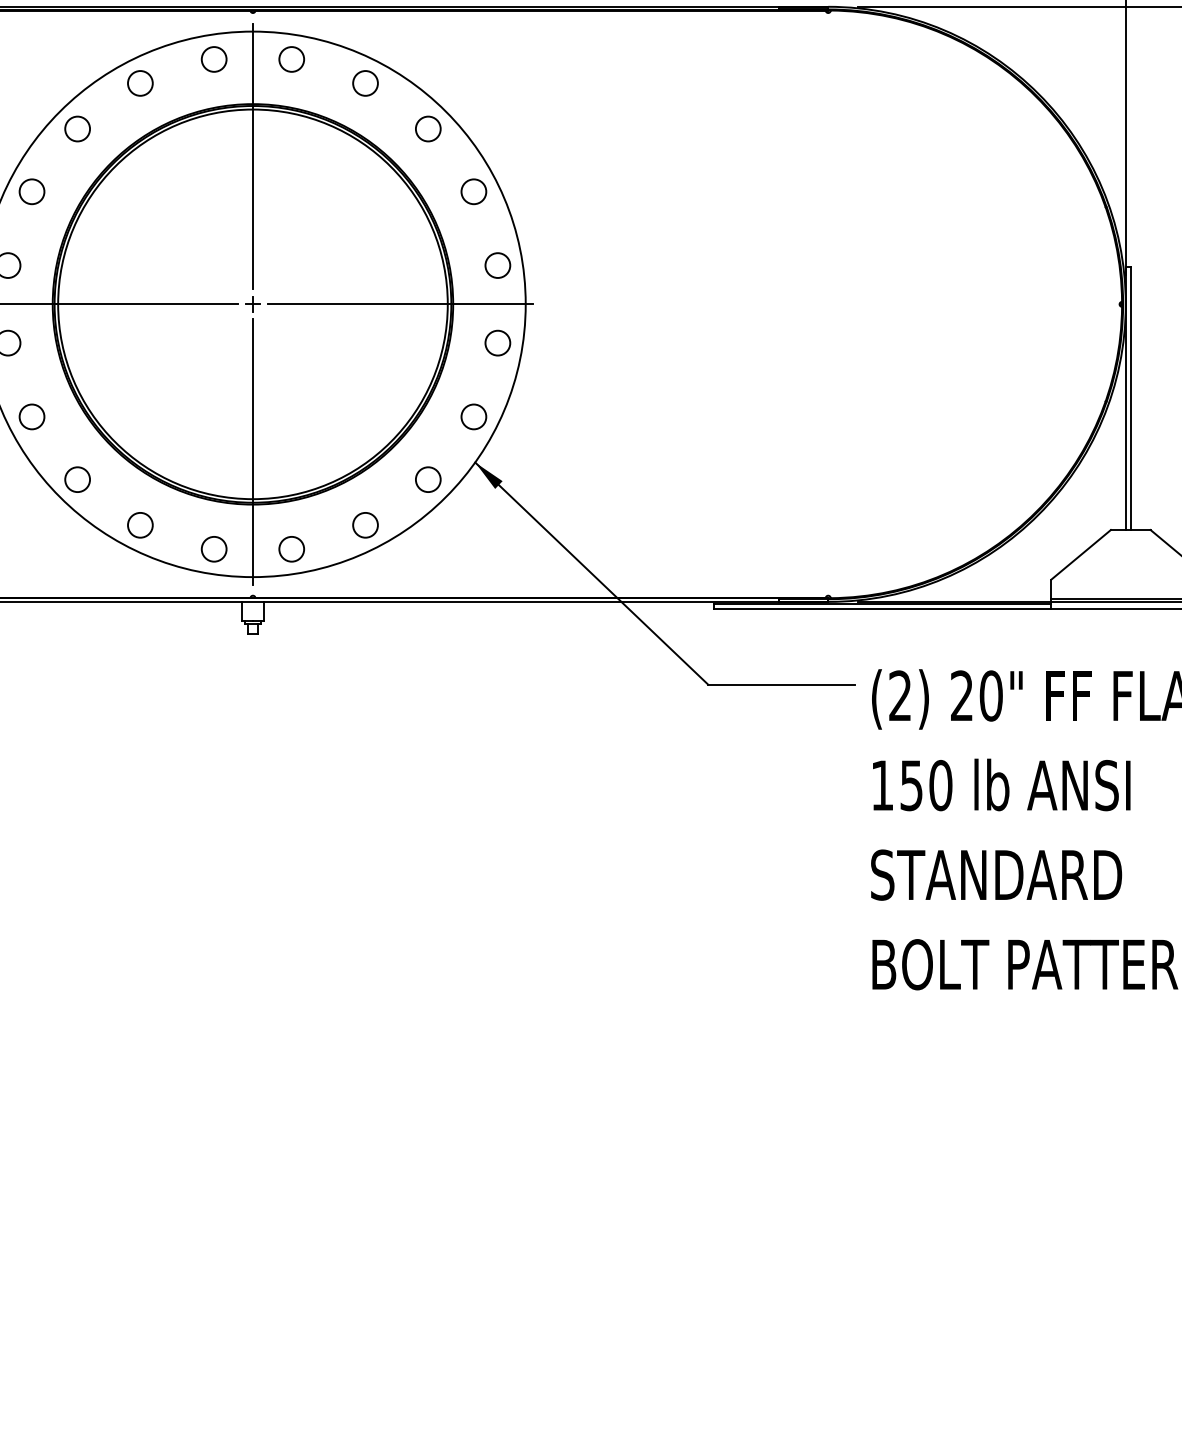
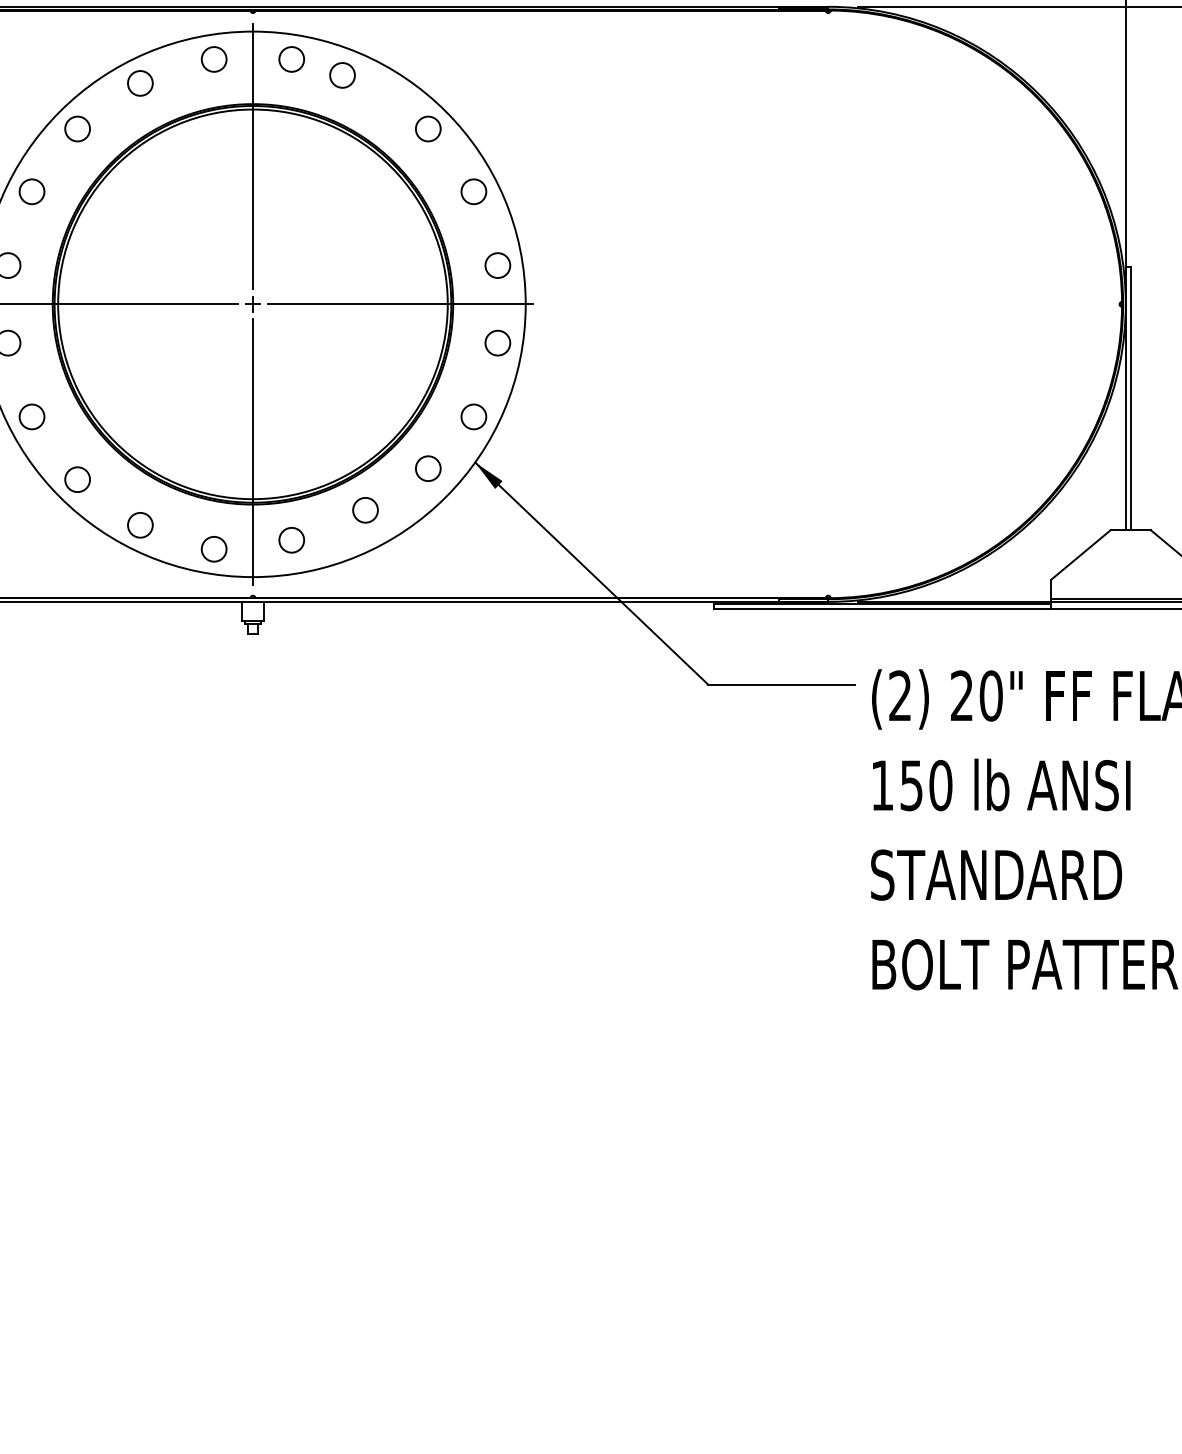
circle position: (365, 83) -> (342, 75) (342, 75)
circle position: (428, 479) -> (428, 468) (428, 468)
circle position: (365, 525) -> (365, 510) (365, 510)
circle position: (291, 549) -> (291, 540) (291, 540)
